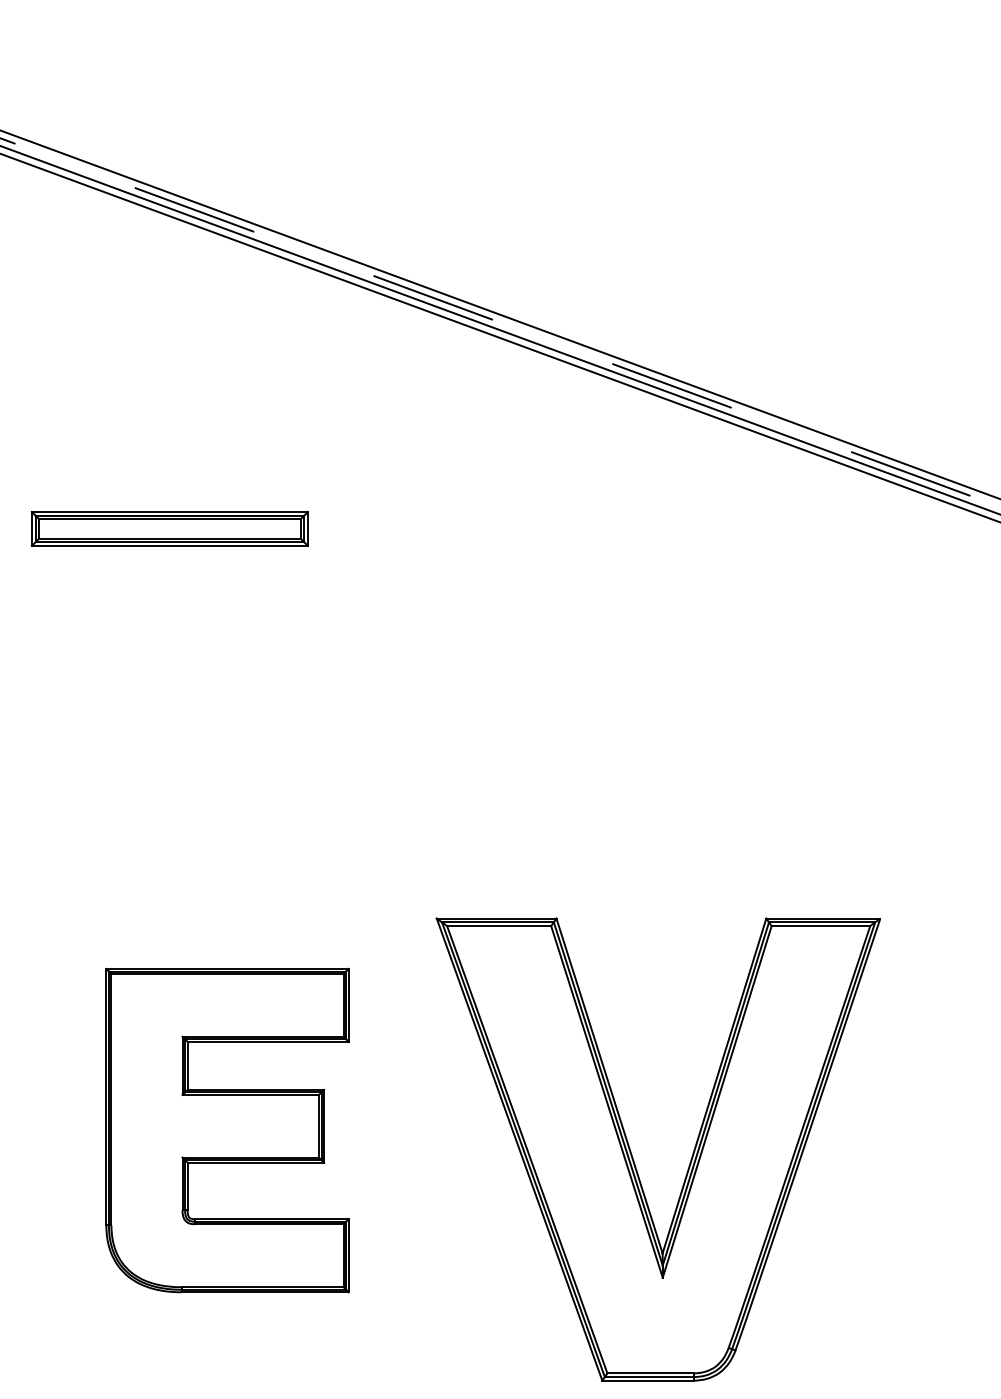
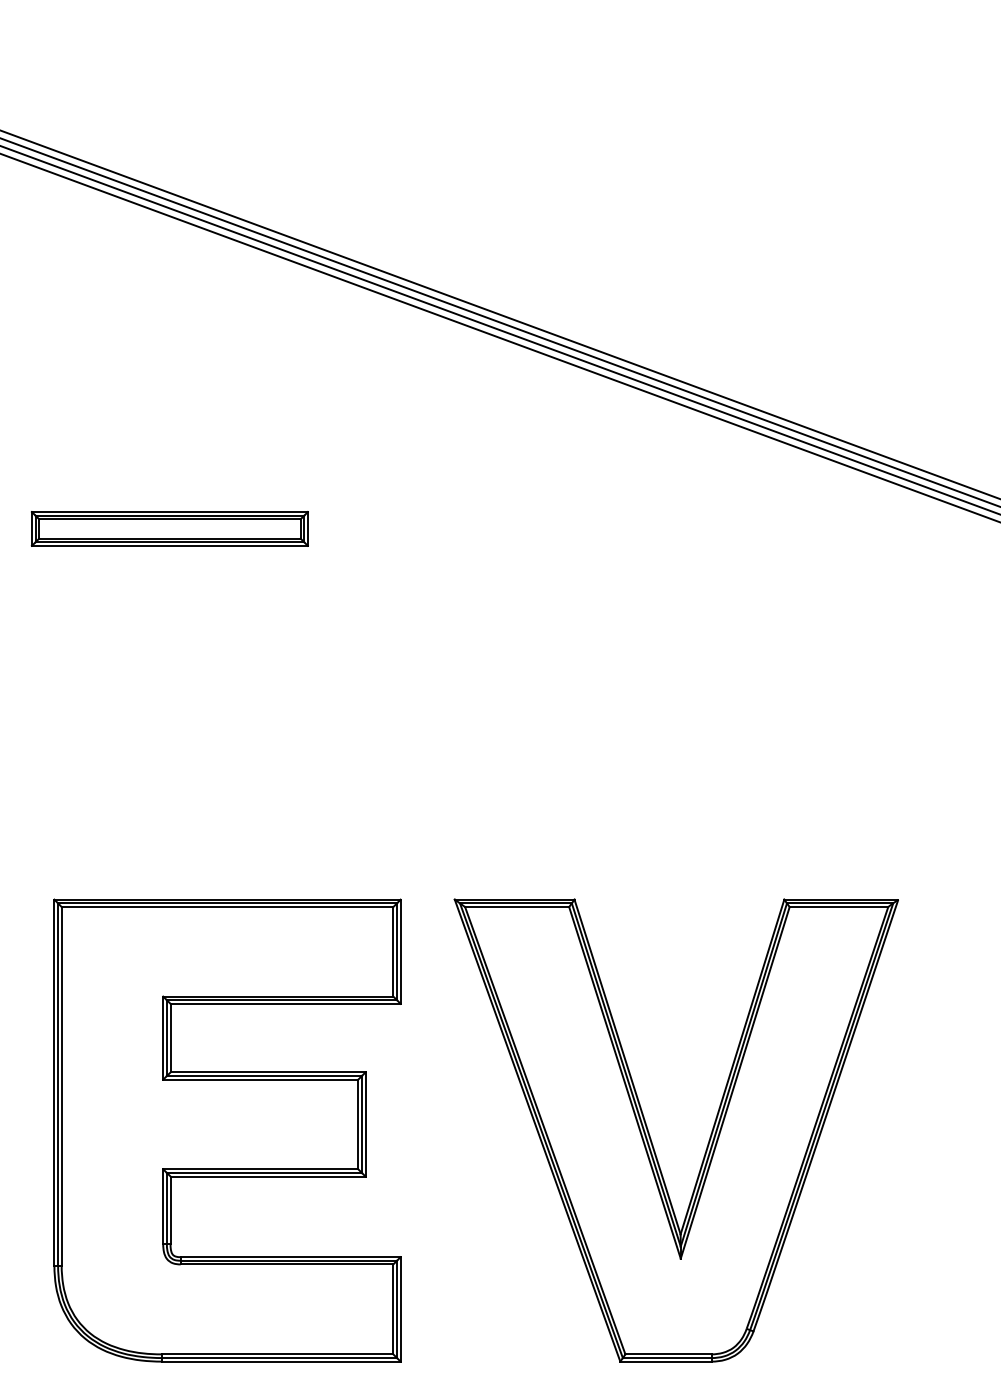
line: dashed -> solid (500, 322)
part size: 245x327 px -> 349x465 px (227, 1130)
part position: (633, 1157) -> (651, 1138) (651, 1138)
